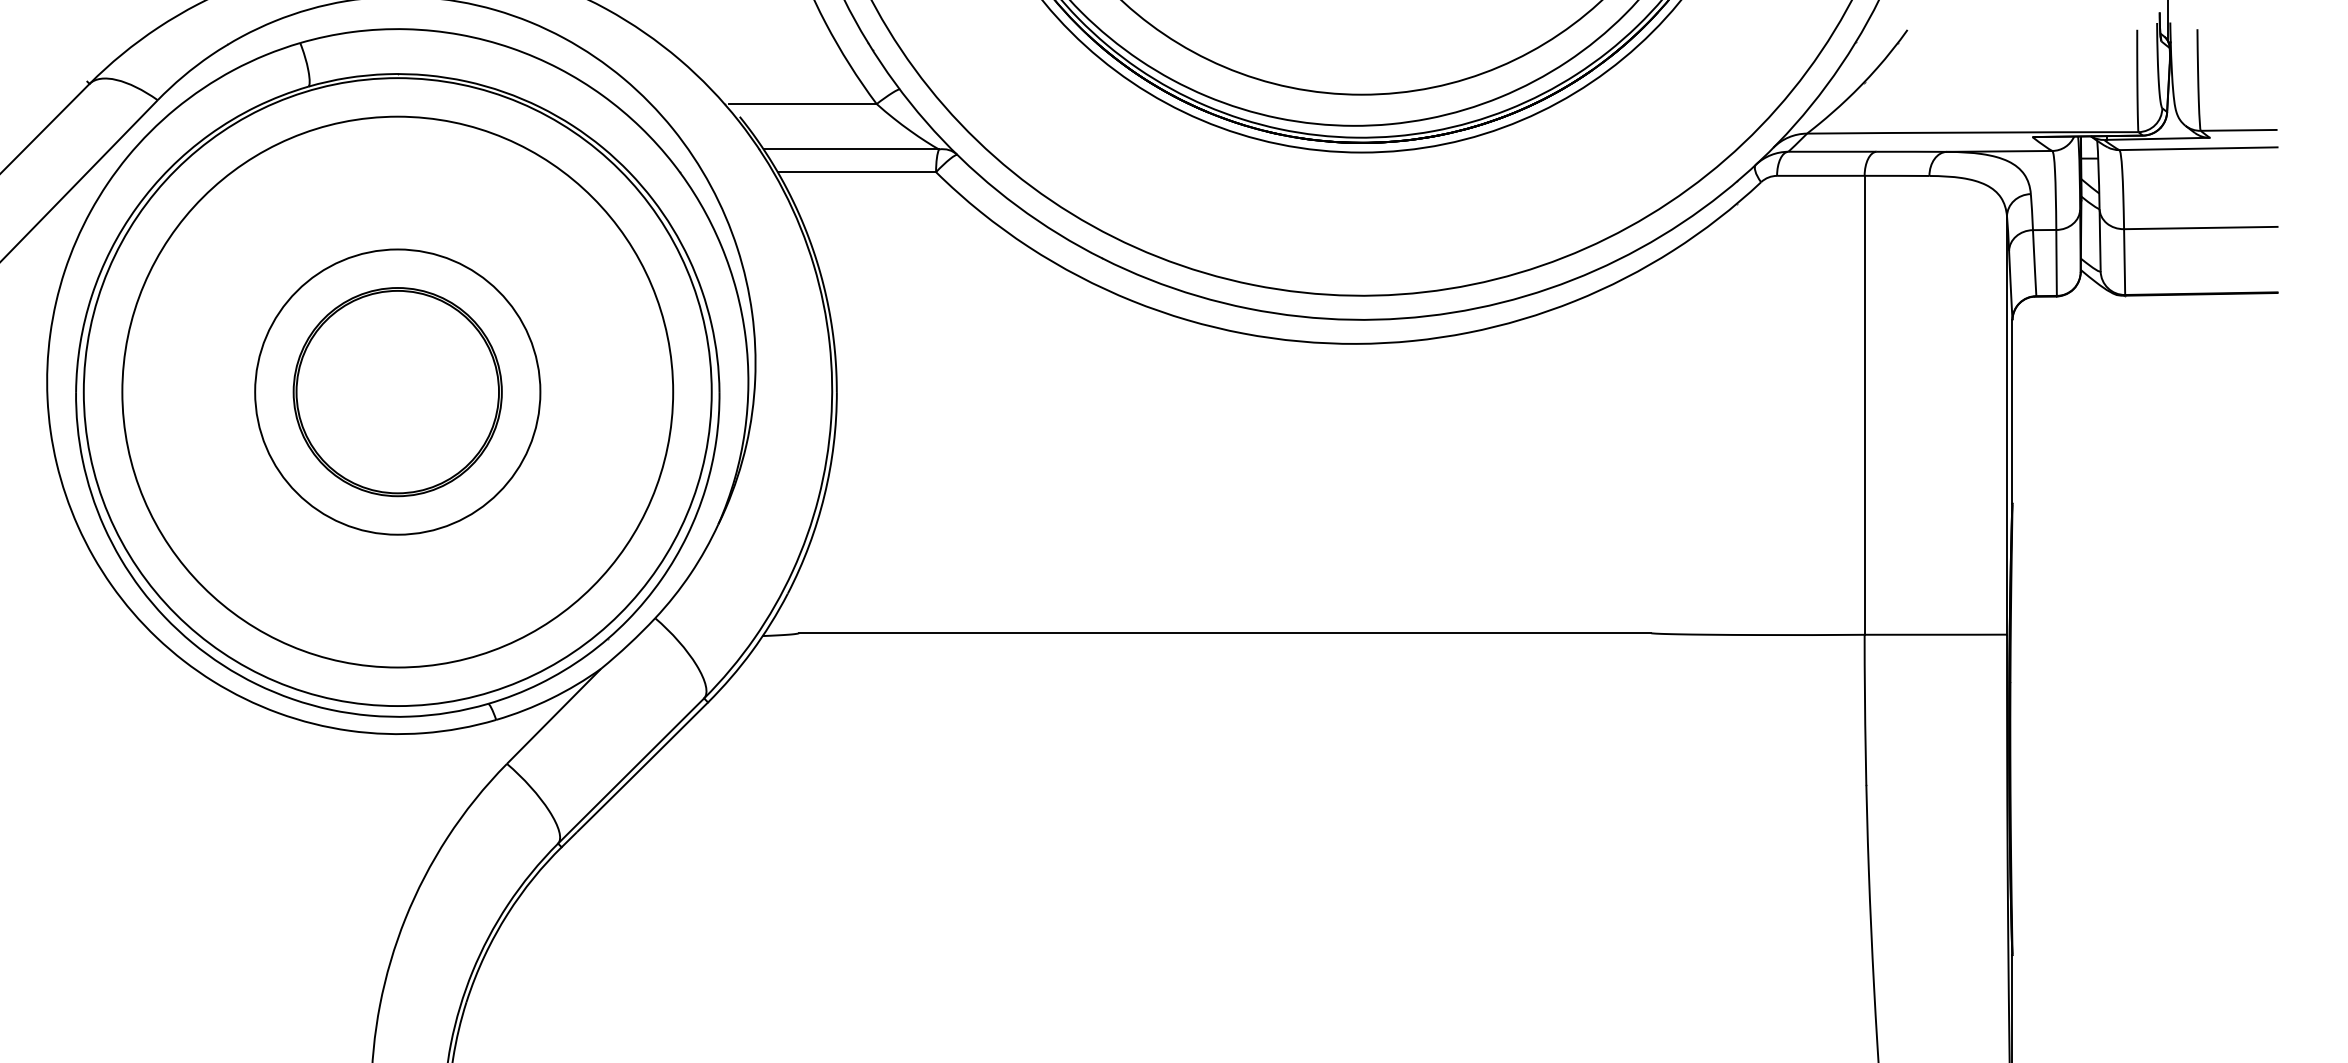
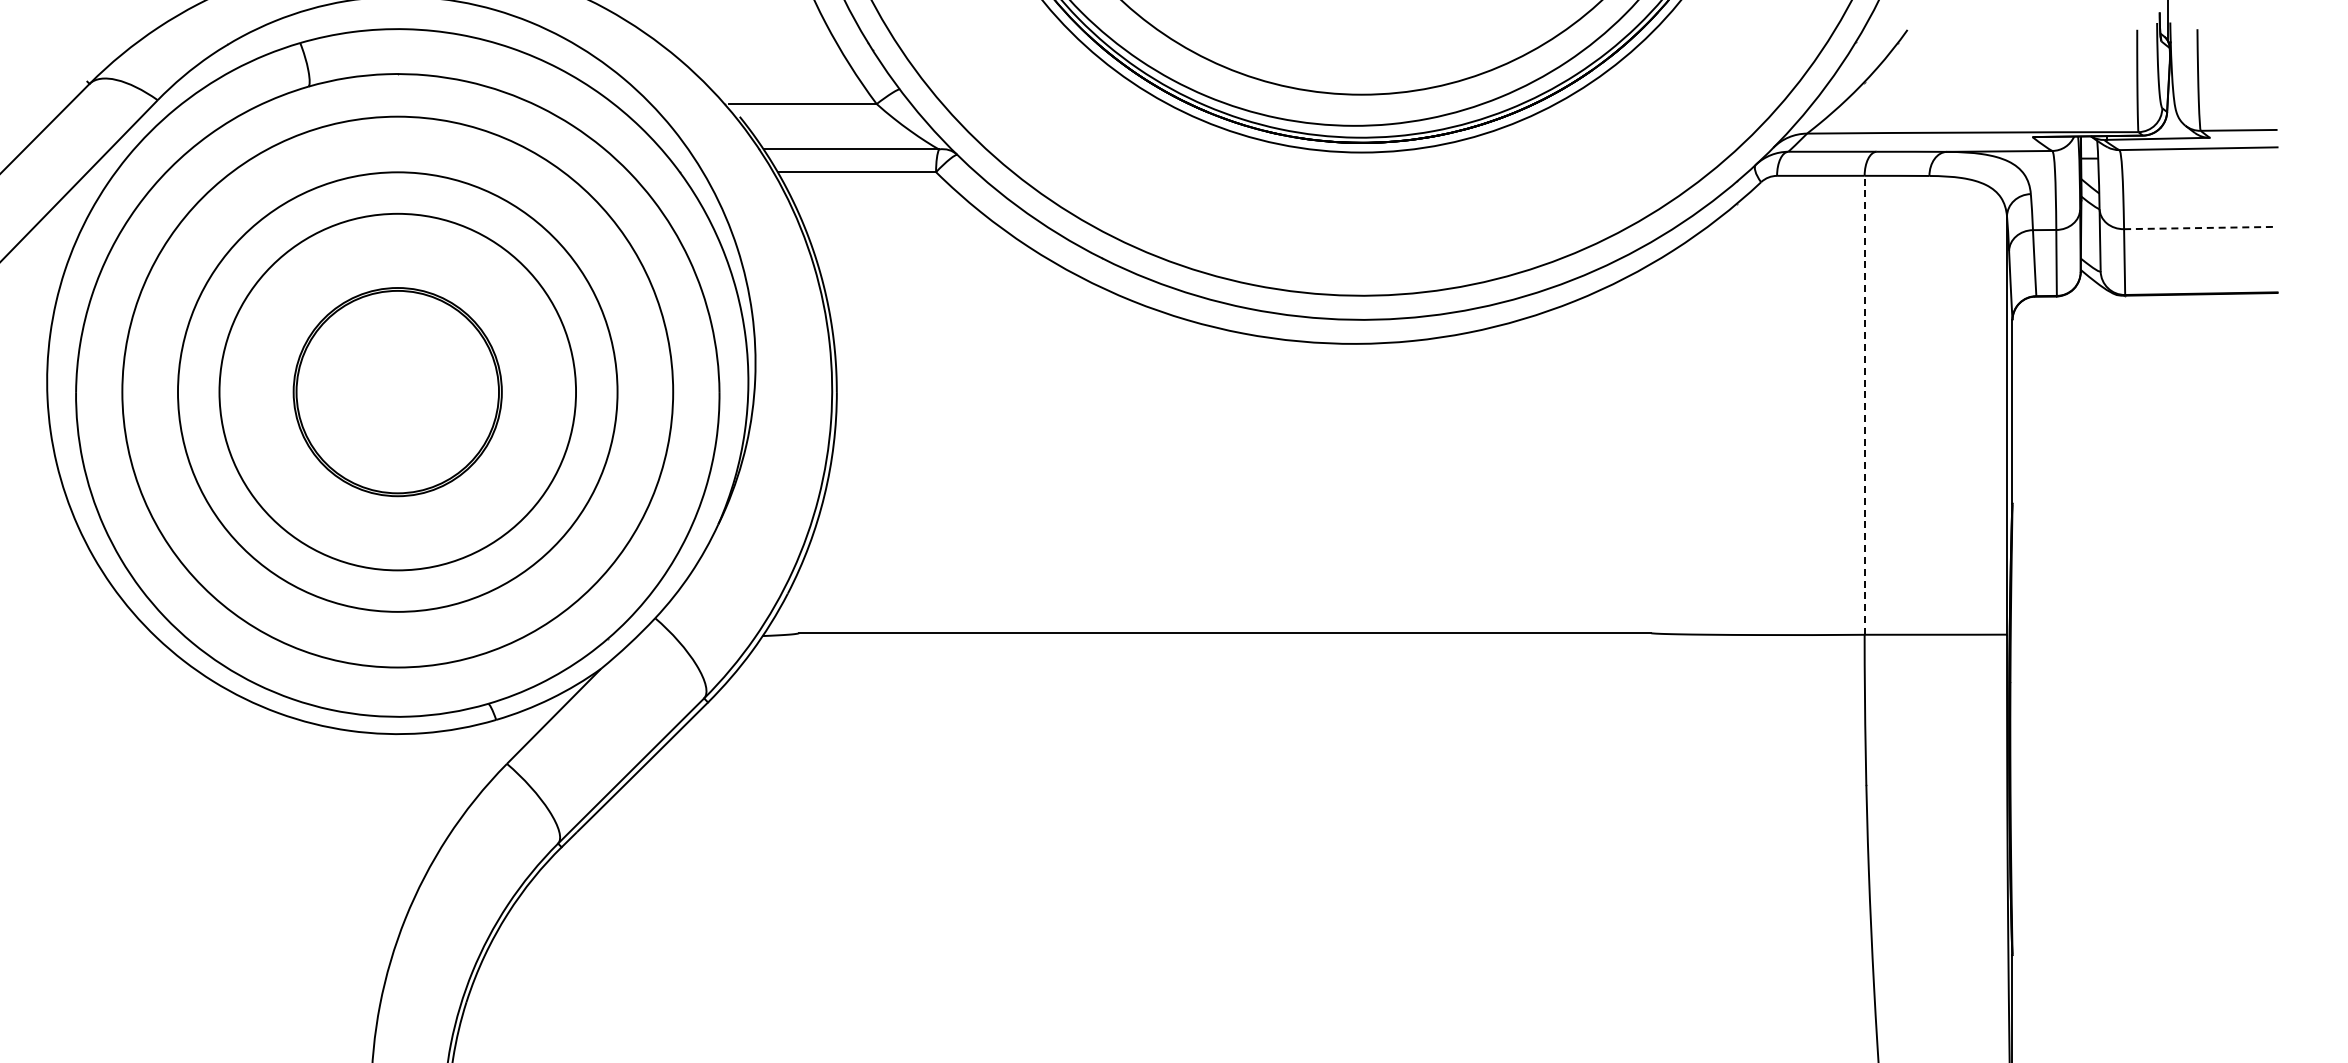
line: solid -> dashed (2200, 228)
circle diameter: 285 px -> 357 px (397, 391)
circle diameter: 628 px -> 440 px (397, 391)
line: solid -> dashed (1864, 404)
